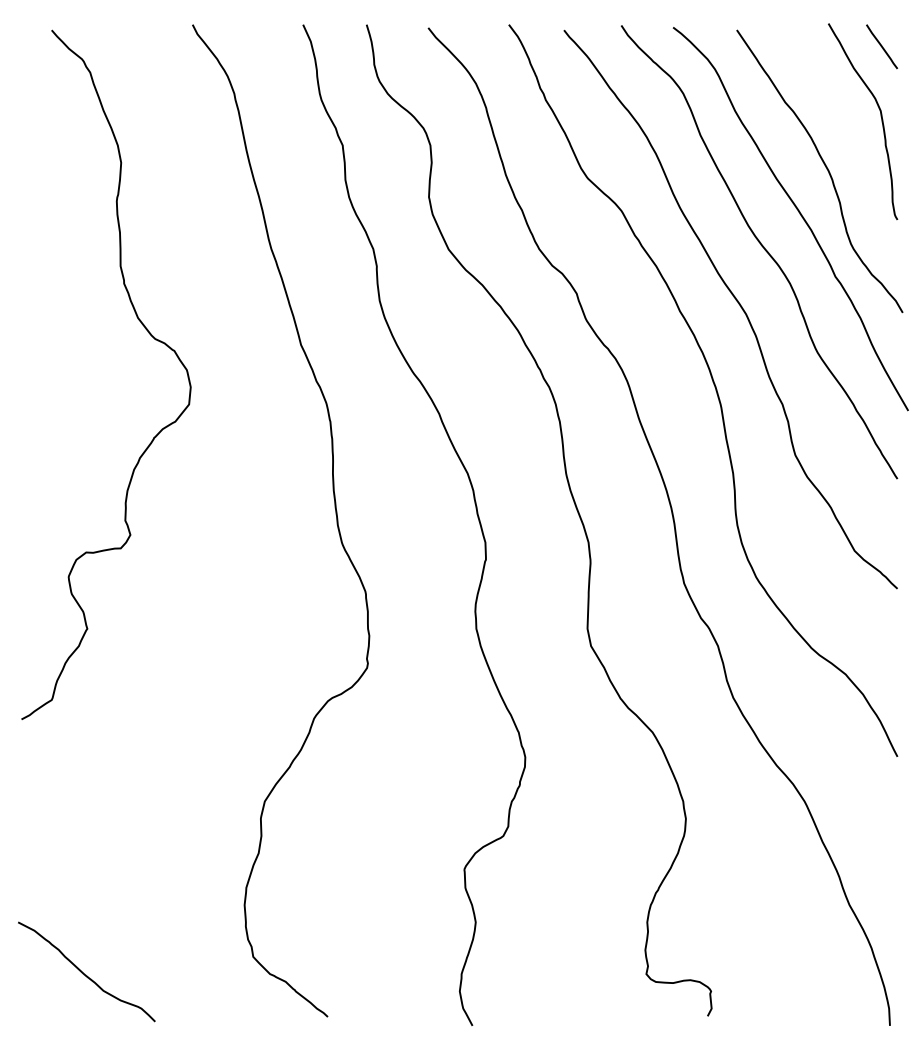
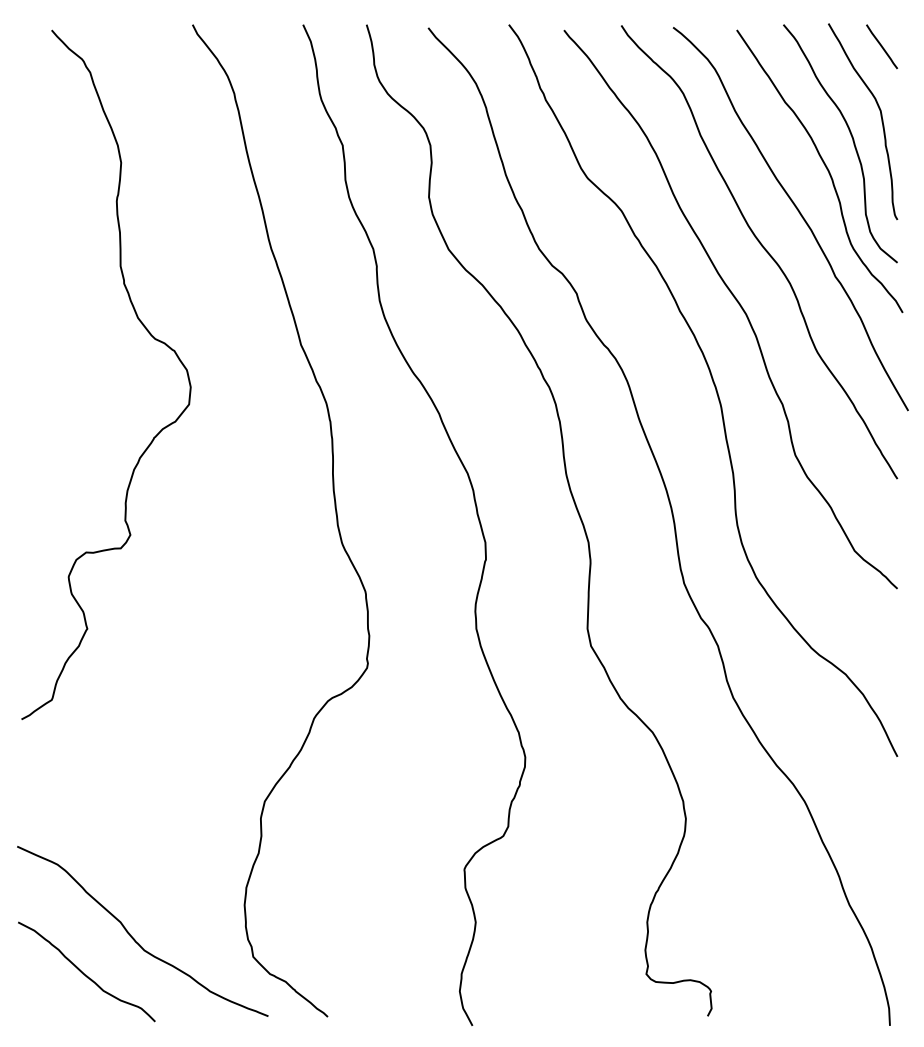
curve: none -> present (852, 141)
curve: none -> present (134, 938)
